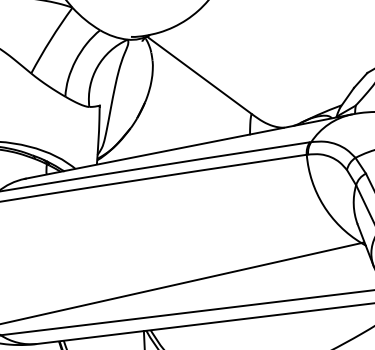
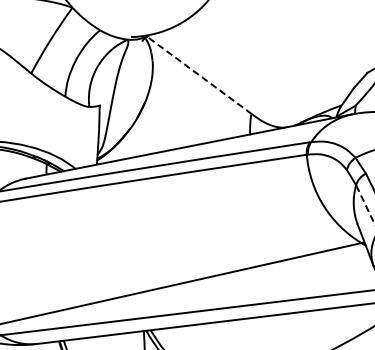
line: solid -> dashed (199, 75)
line: solid -> dashed (365, 204)
